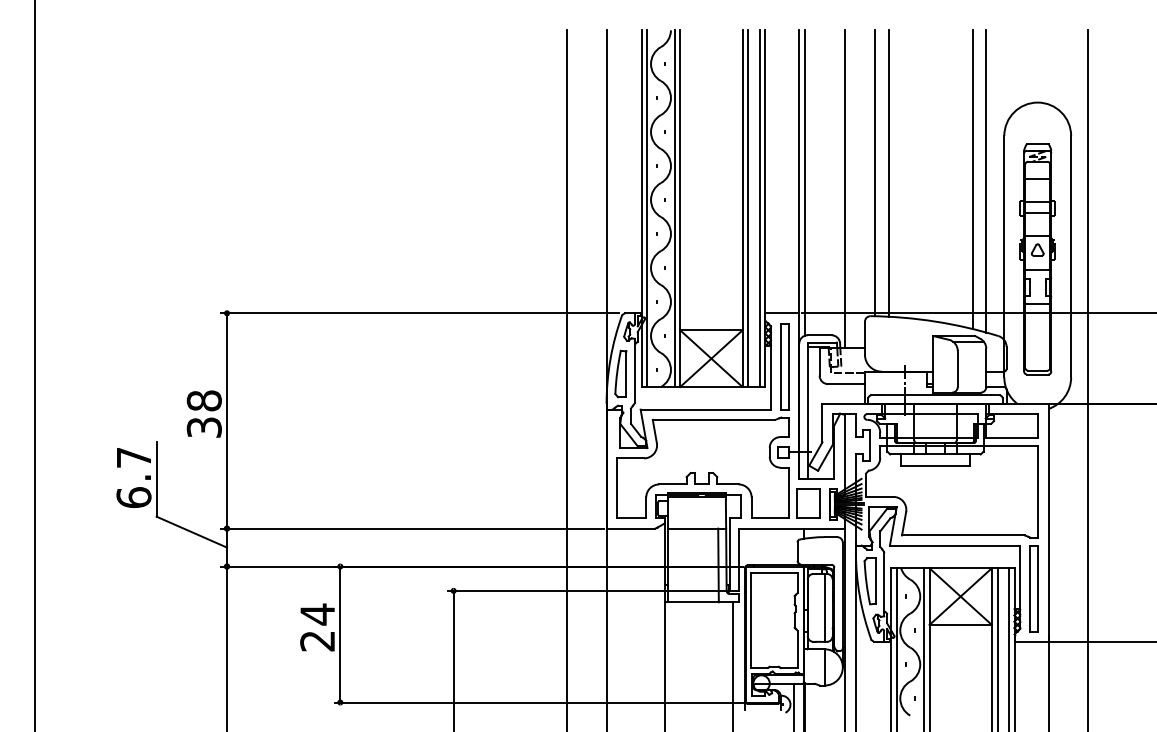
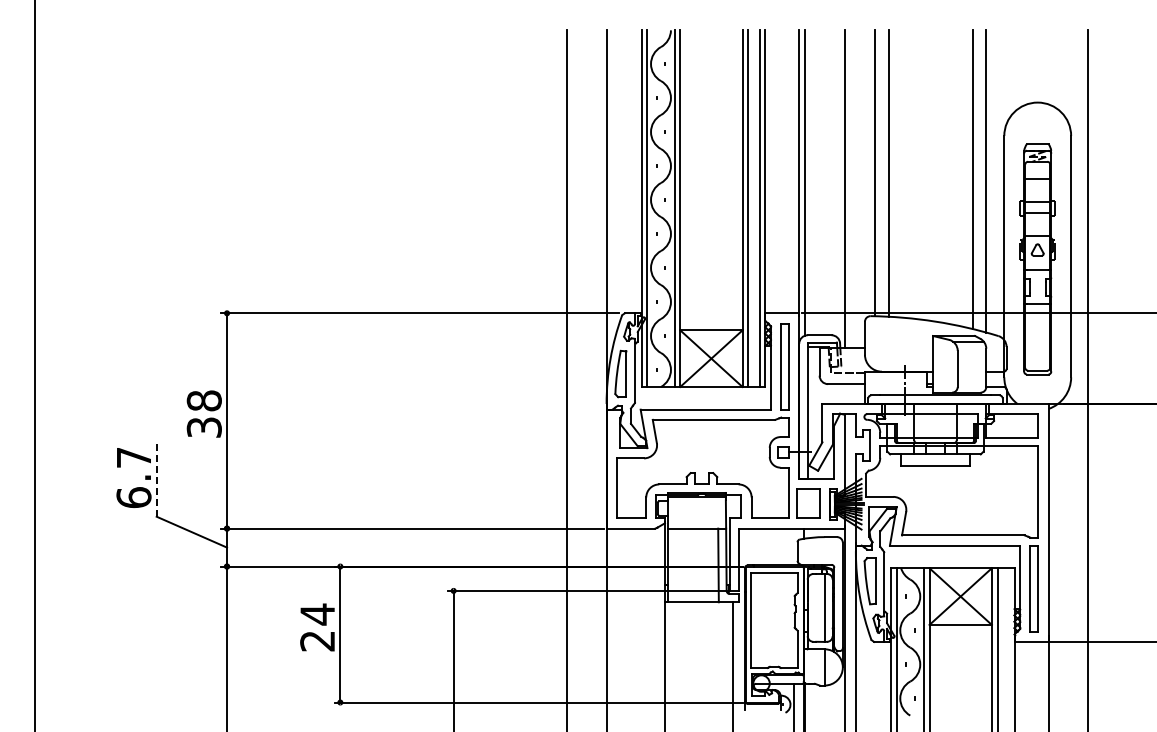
line: solid -> dashed (156, 478)
line: present -> none (1008, 648)
